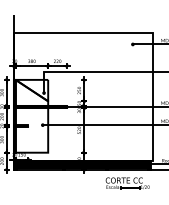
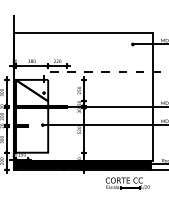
line: solid -> dashed (95, 72)
